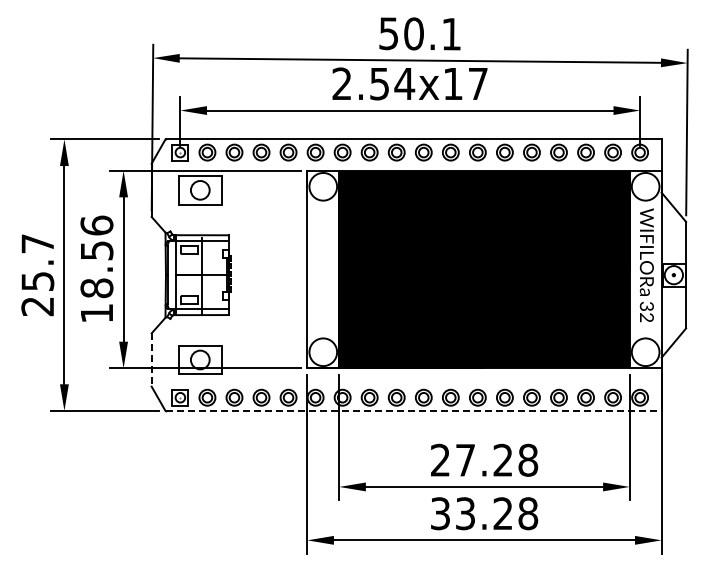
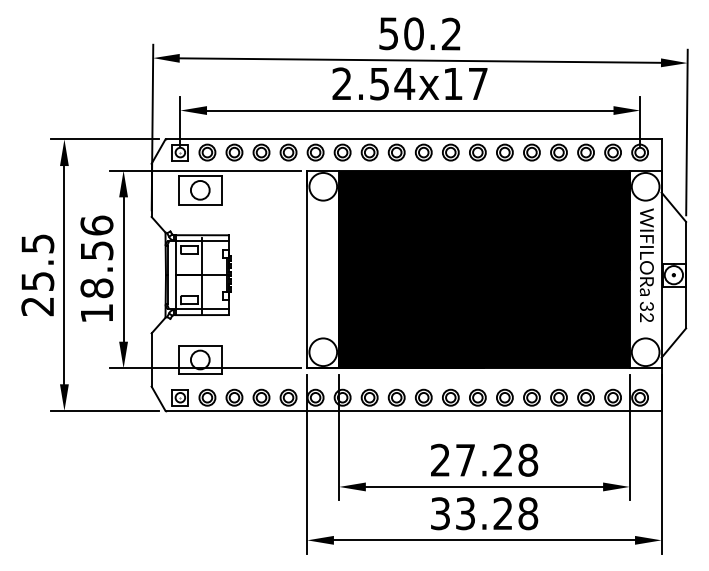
text: 50.1 -> 50.2 (450, 33)
text: 25.7 -> 25.5 (37, 243)
line: dashed -> solid (151, 360)
line: dashed -> solid (414, 410)
